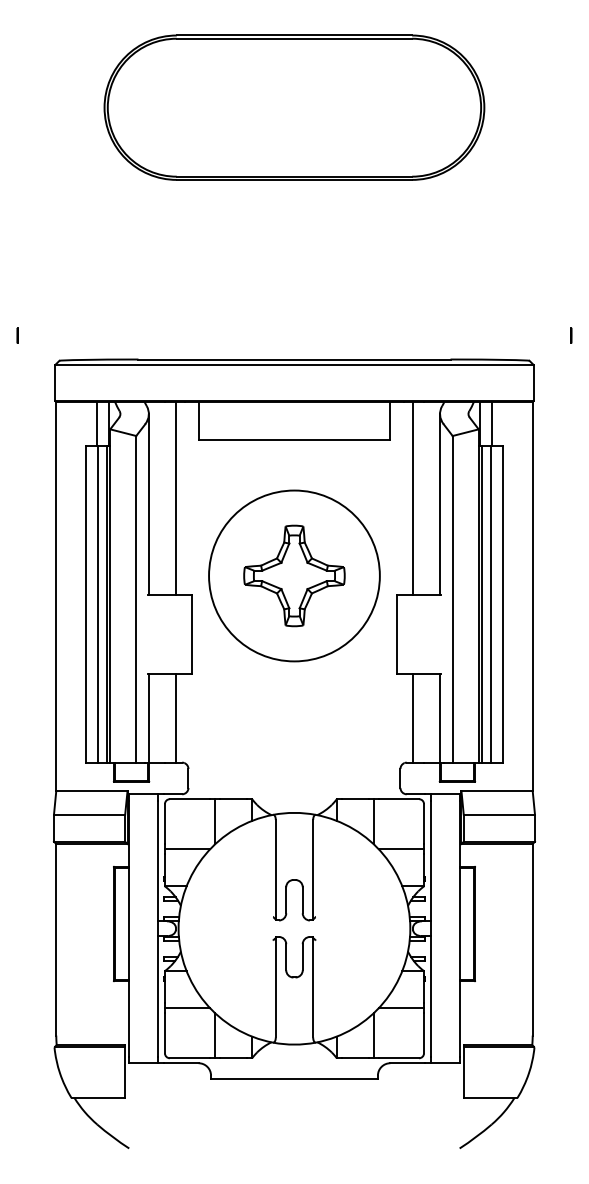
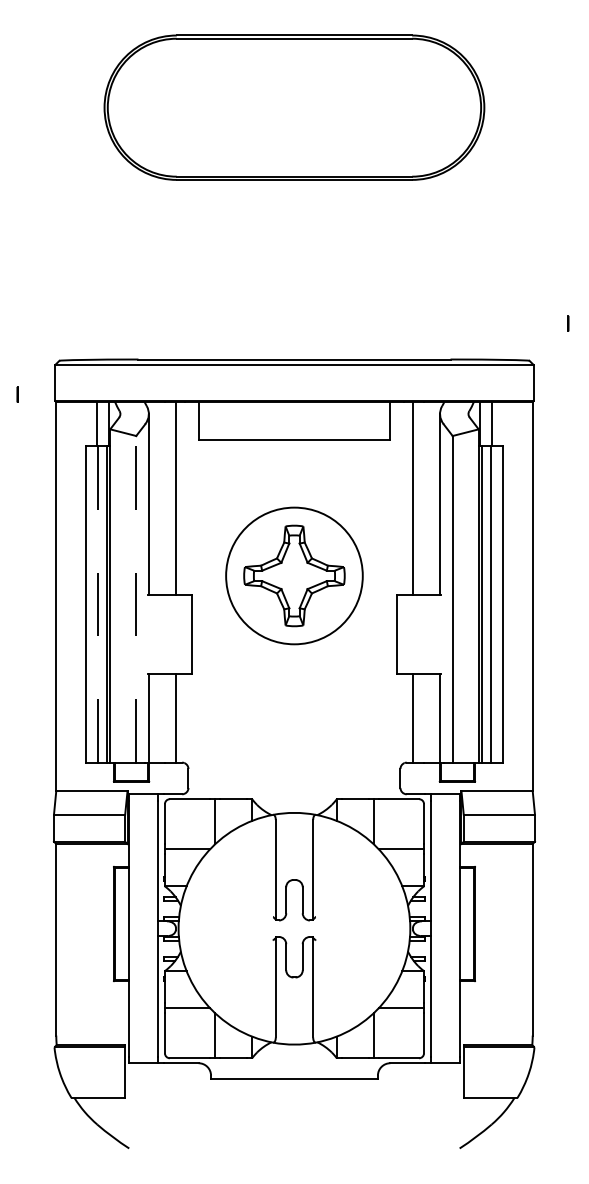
line position: (17, 335) -> (17, 394) (17, 394)
line position: (571, 335) -> (568, 323) (568, 323)
circle diameter: 171 px -> 137 px (294, 575)
line: solid -> dashed (136, 598)
line: solid -> dashed (98, 603)
